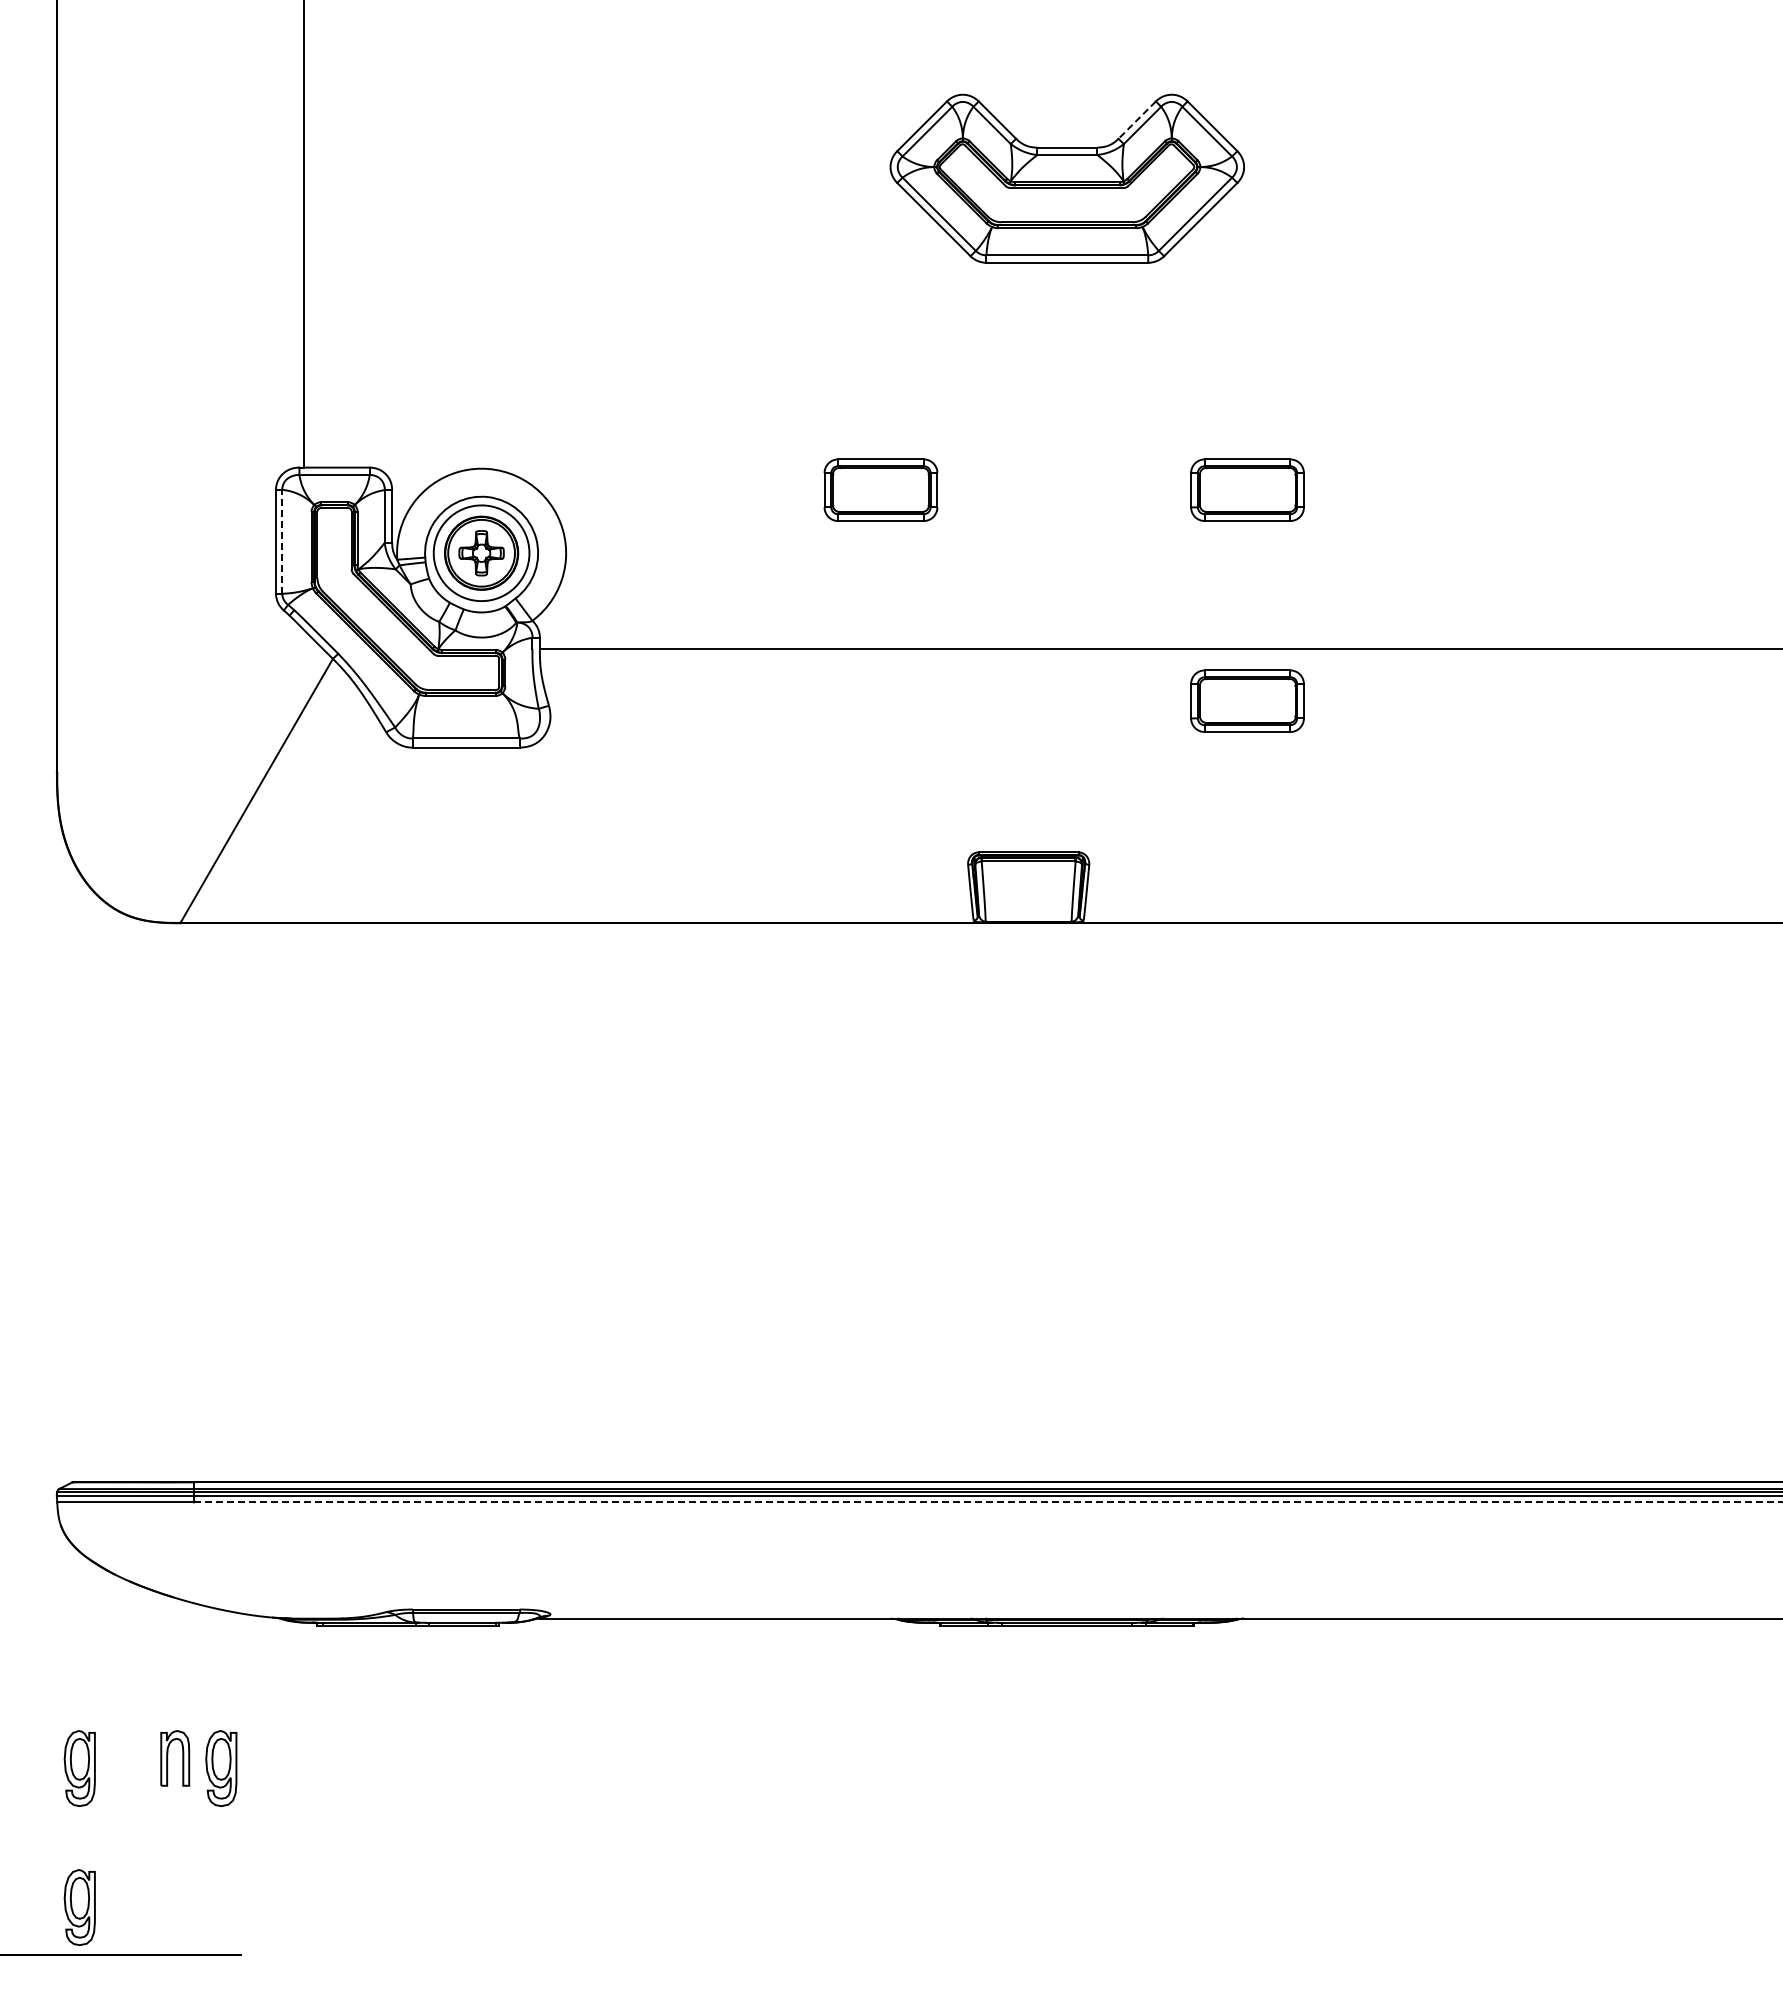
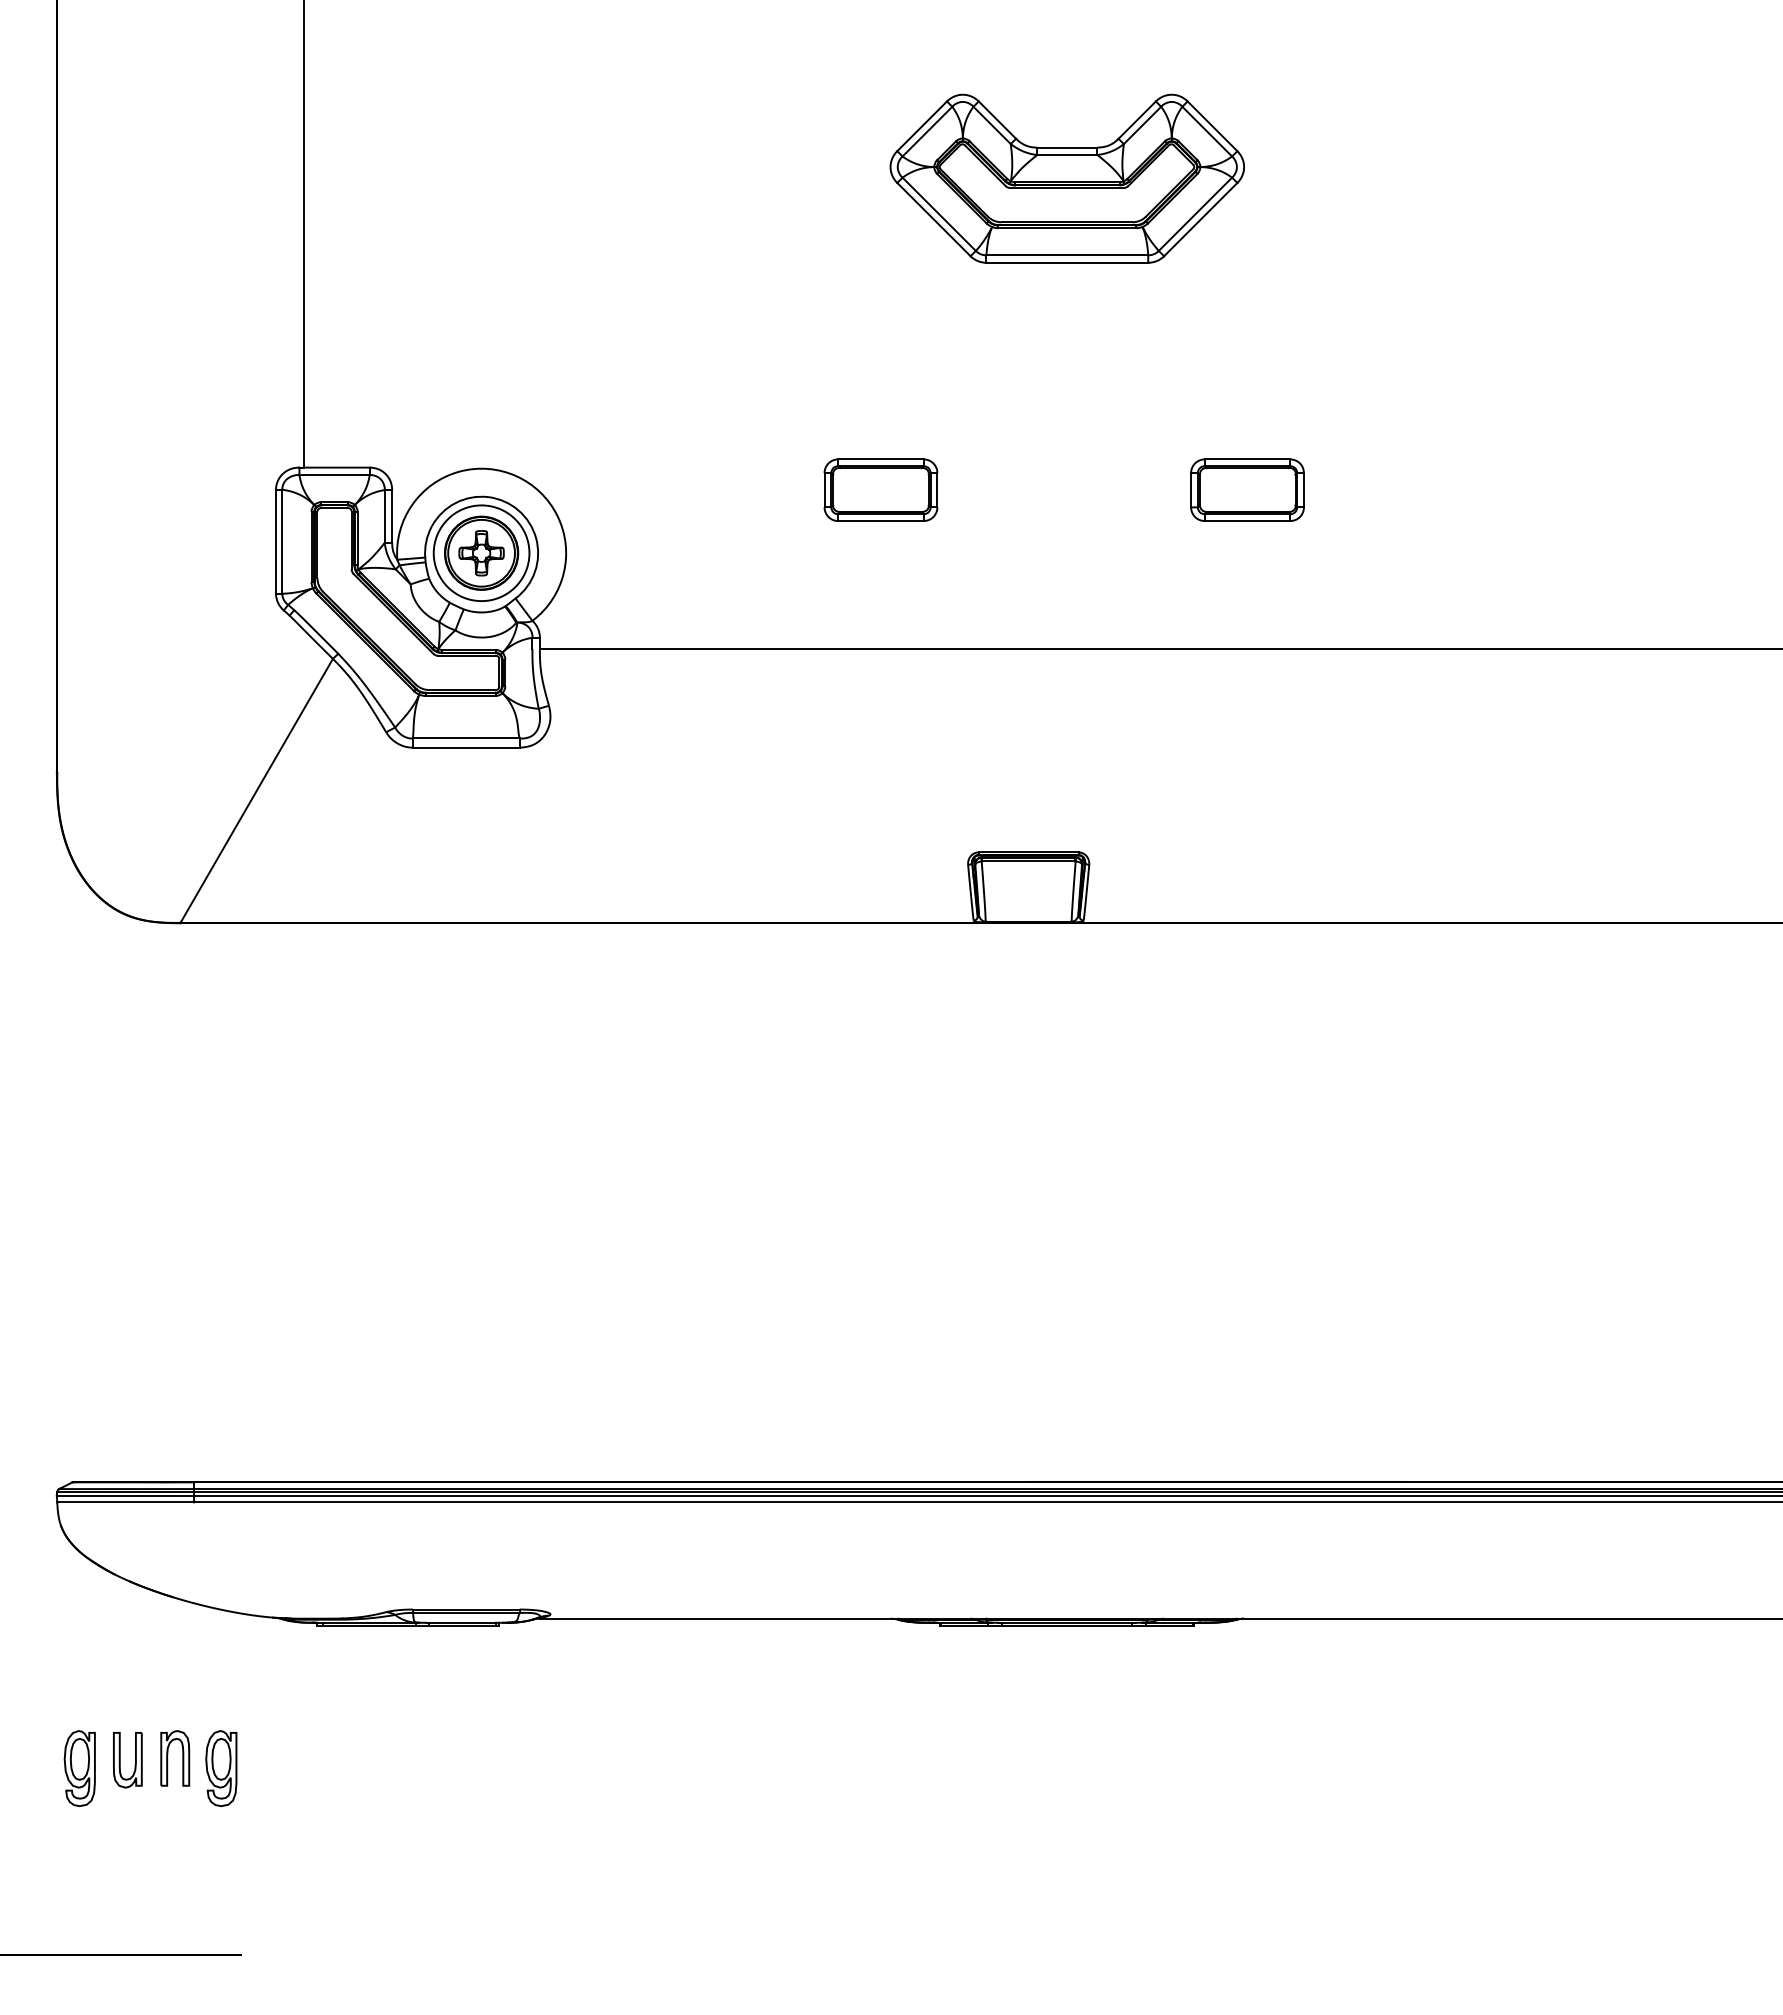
line: dashed -> solid (1136, 120)
line: dashed -> solid (282, 541)
part: present -> none (1247, 700)
line: dashed -> solid (988, 1502)
part: none -> present (120, 1760)
part: present -> none (79, 1907)
